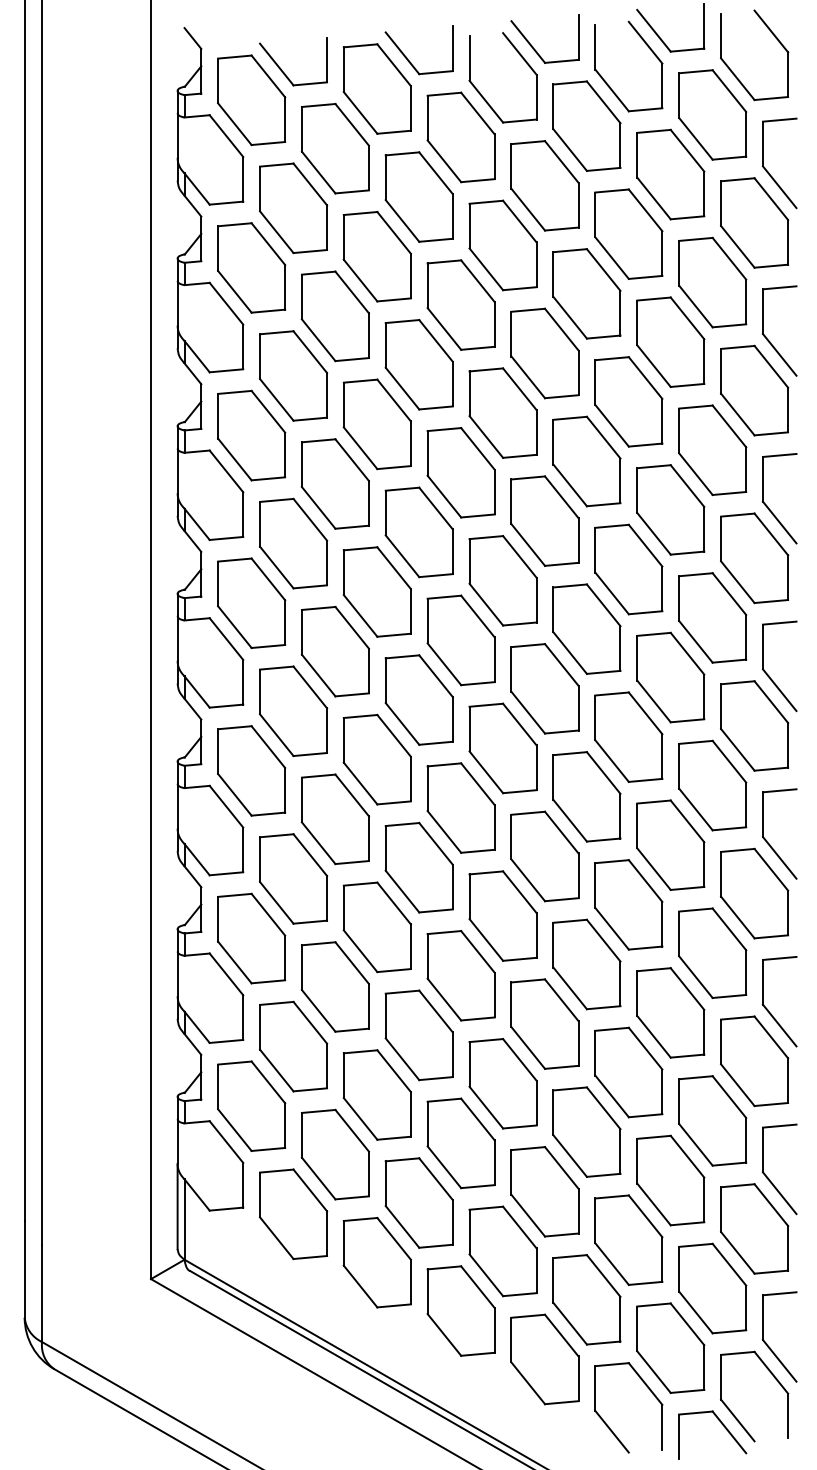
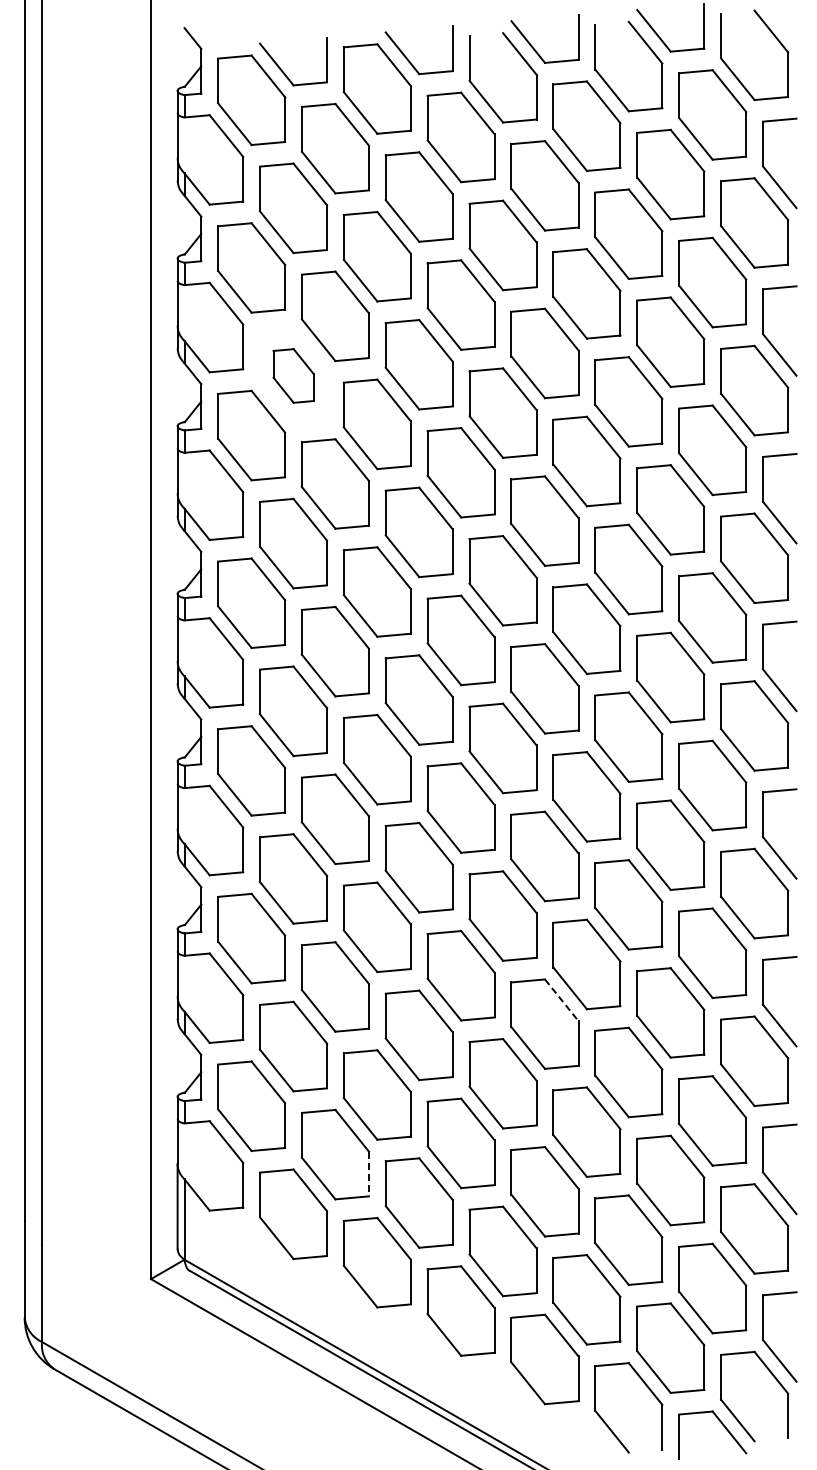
part size: 70x92 px -> 43x56 px (293, 375)
line: solid -> dashed (561, 1000)
line: solid -> dashed (368, 1174)
